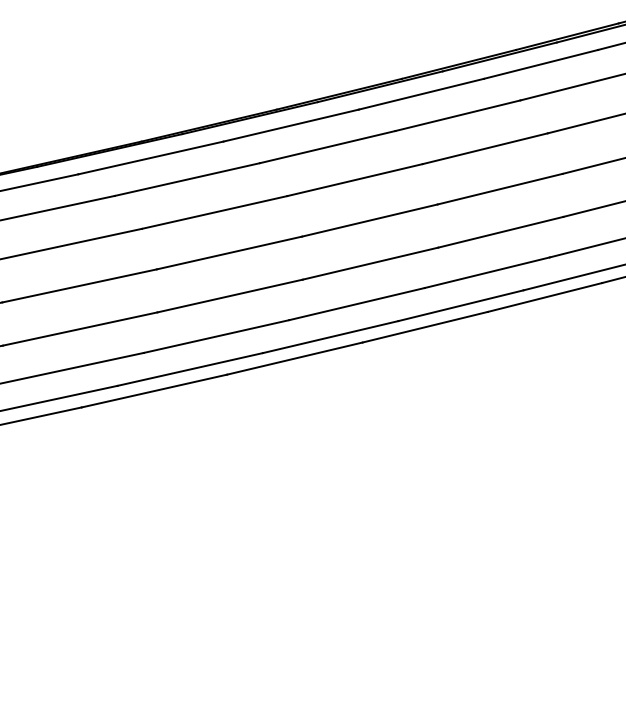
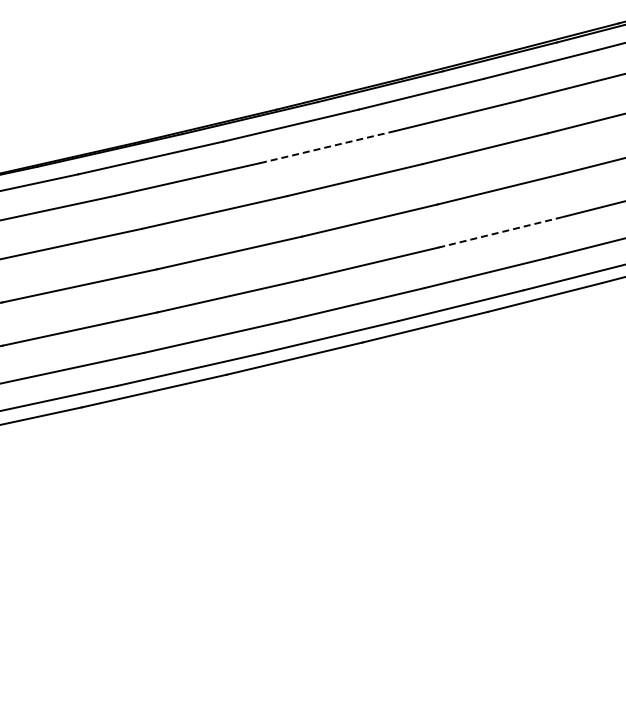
line: solid -> dashed (327, 147)
line: solid -> dashed (501, 232)
